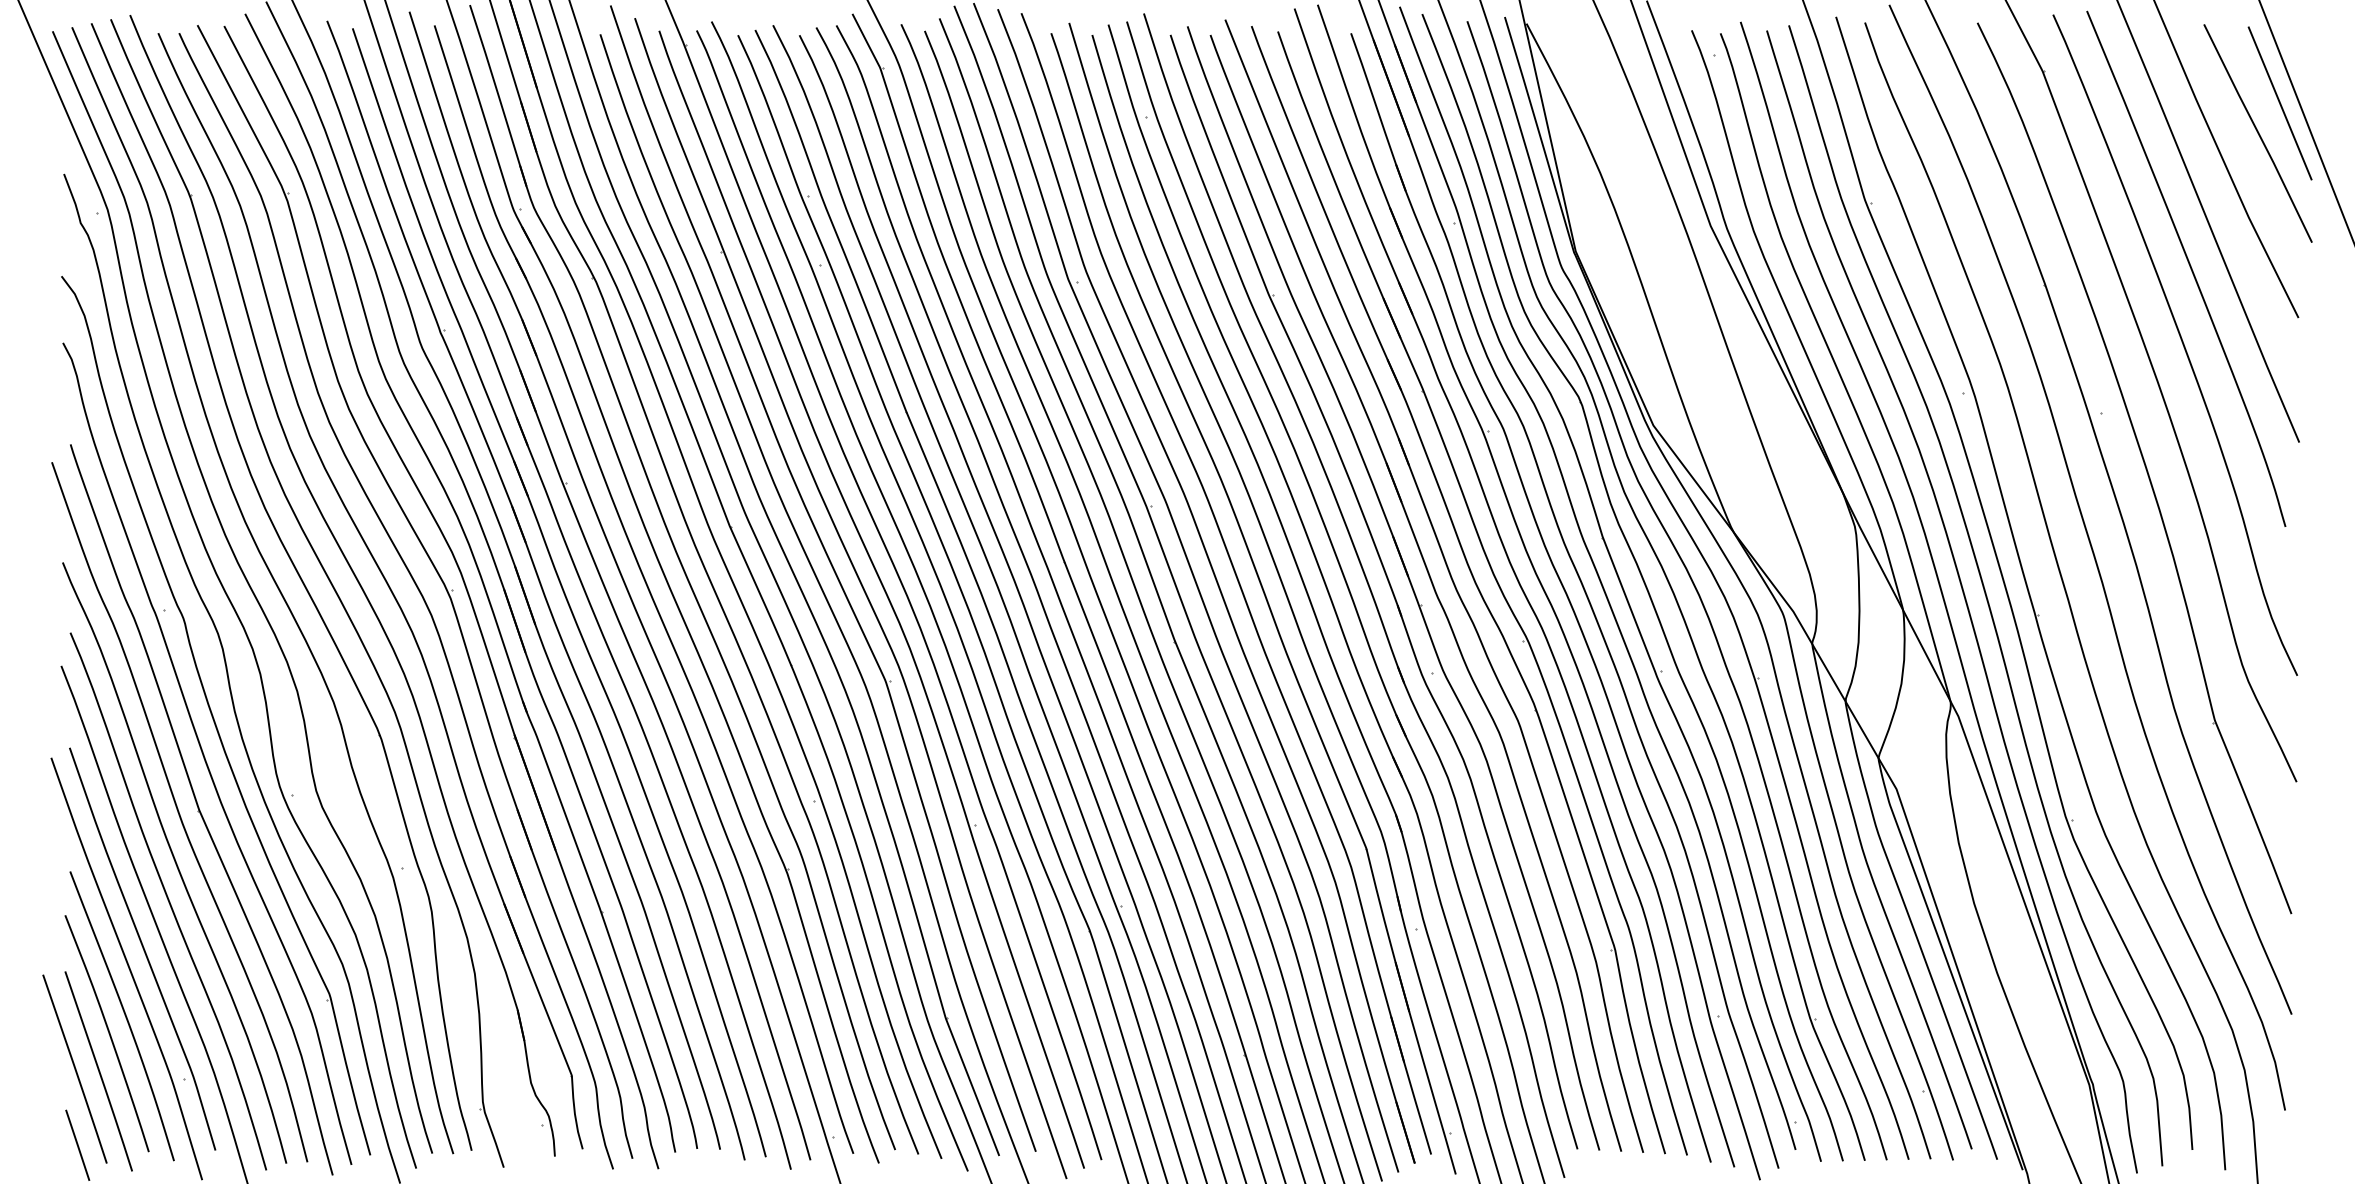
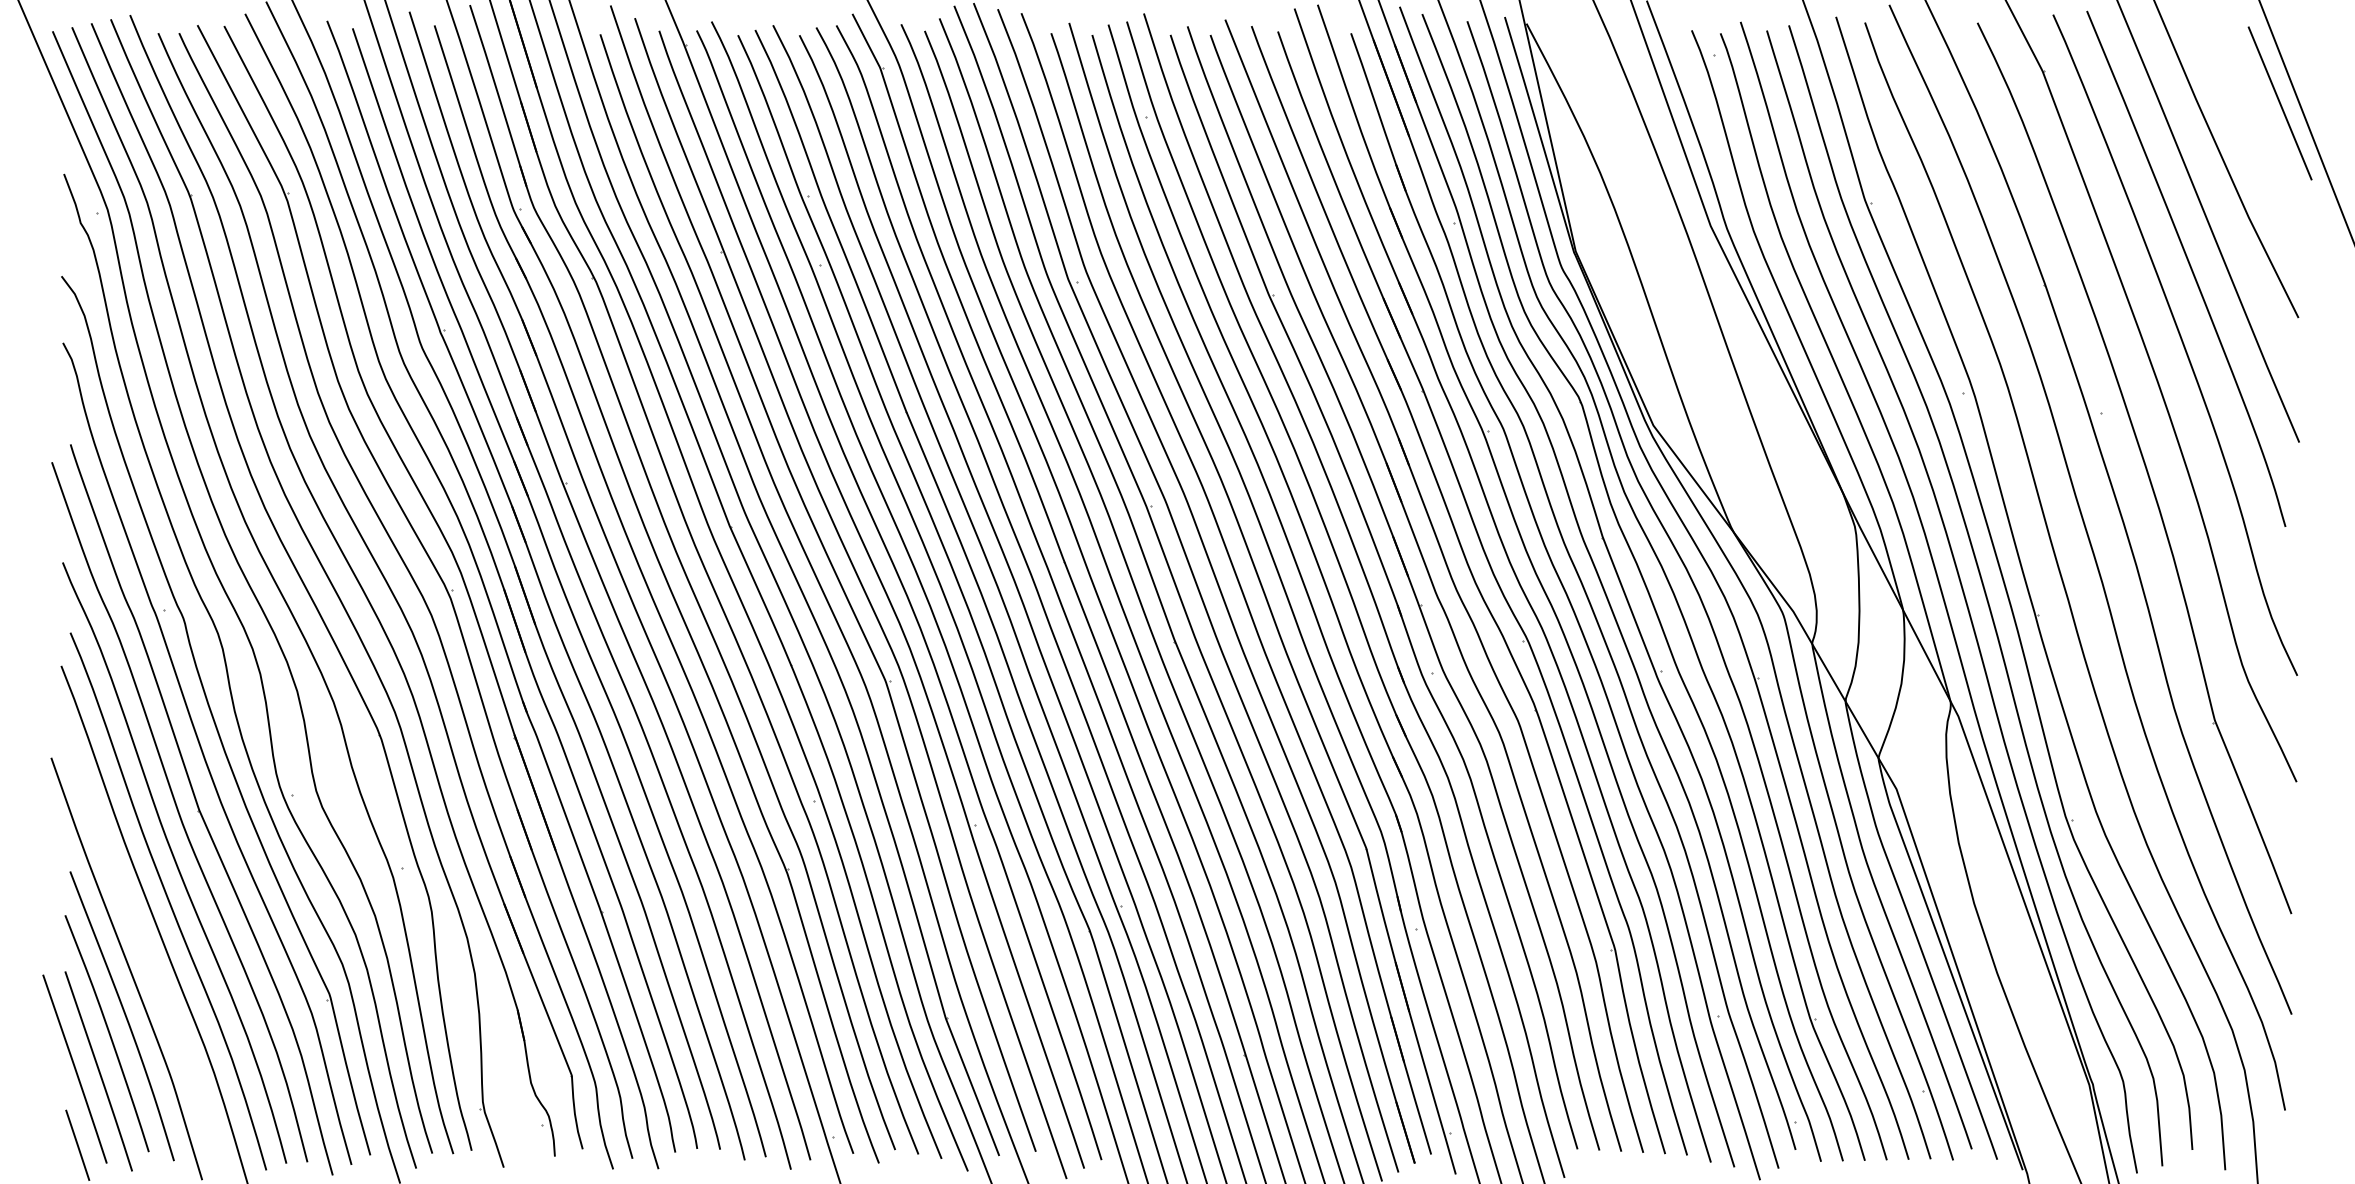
line: present -> none (2257, 133)
part: present -> none (142, 948)
